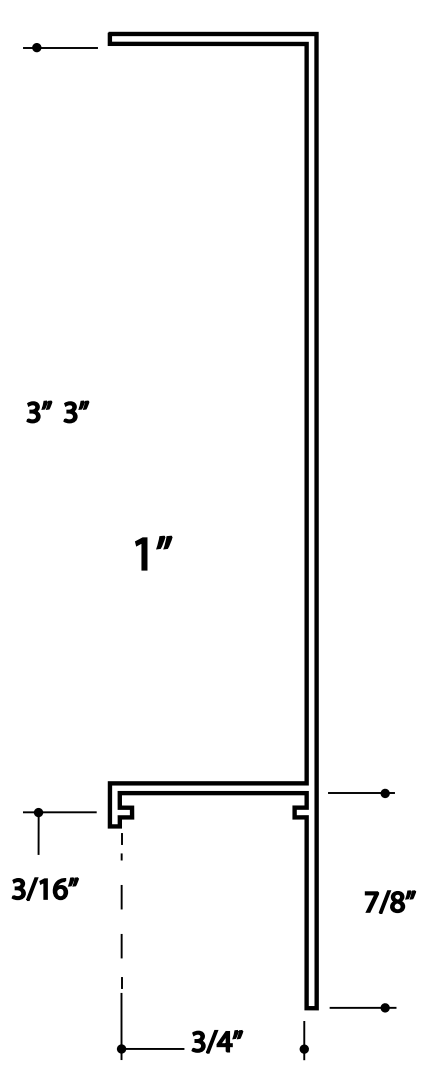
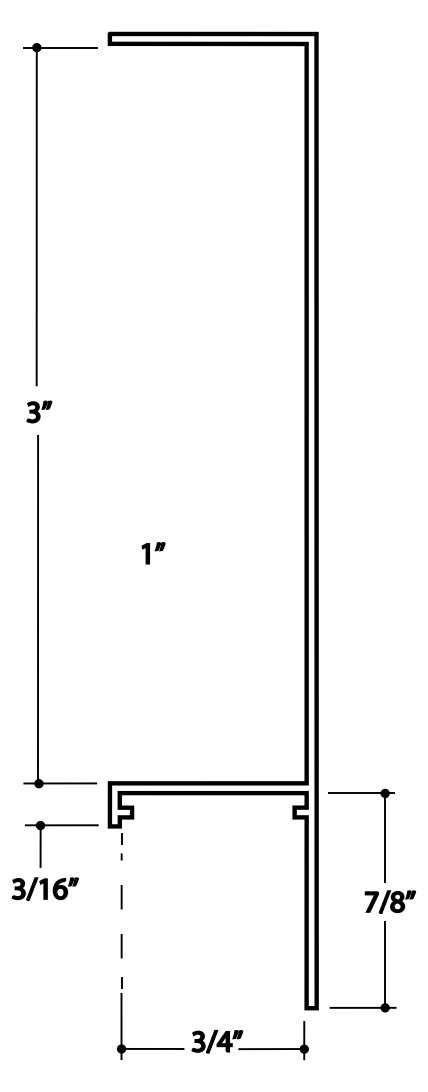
line: none -> present (36, 216)
part: present -> none (76, 411)
part size: 38x36 px -> 25x23 px (153, 553)
part: none -> present (38, 611)
part position: (59, 813) -> (61, 826) (61, 826)
line: none -> present (385, 838)
line: none -> present (385, 964)
line: none -> present (271, 1049)
